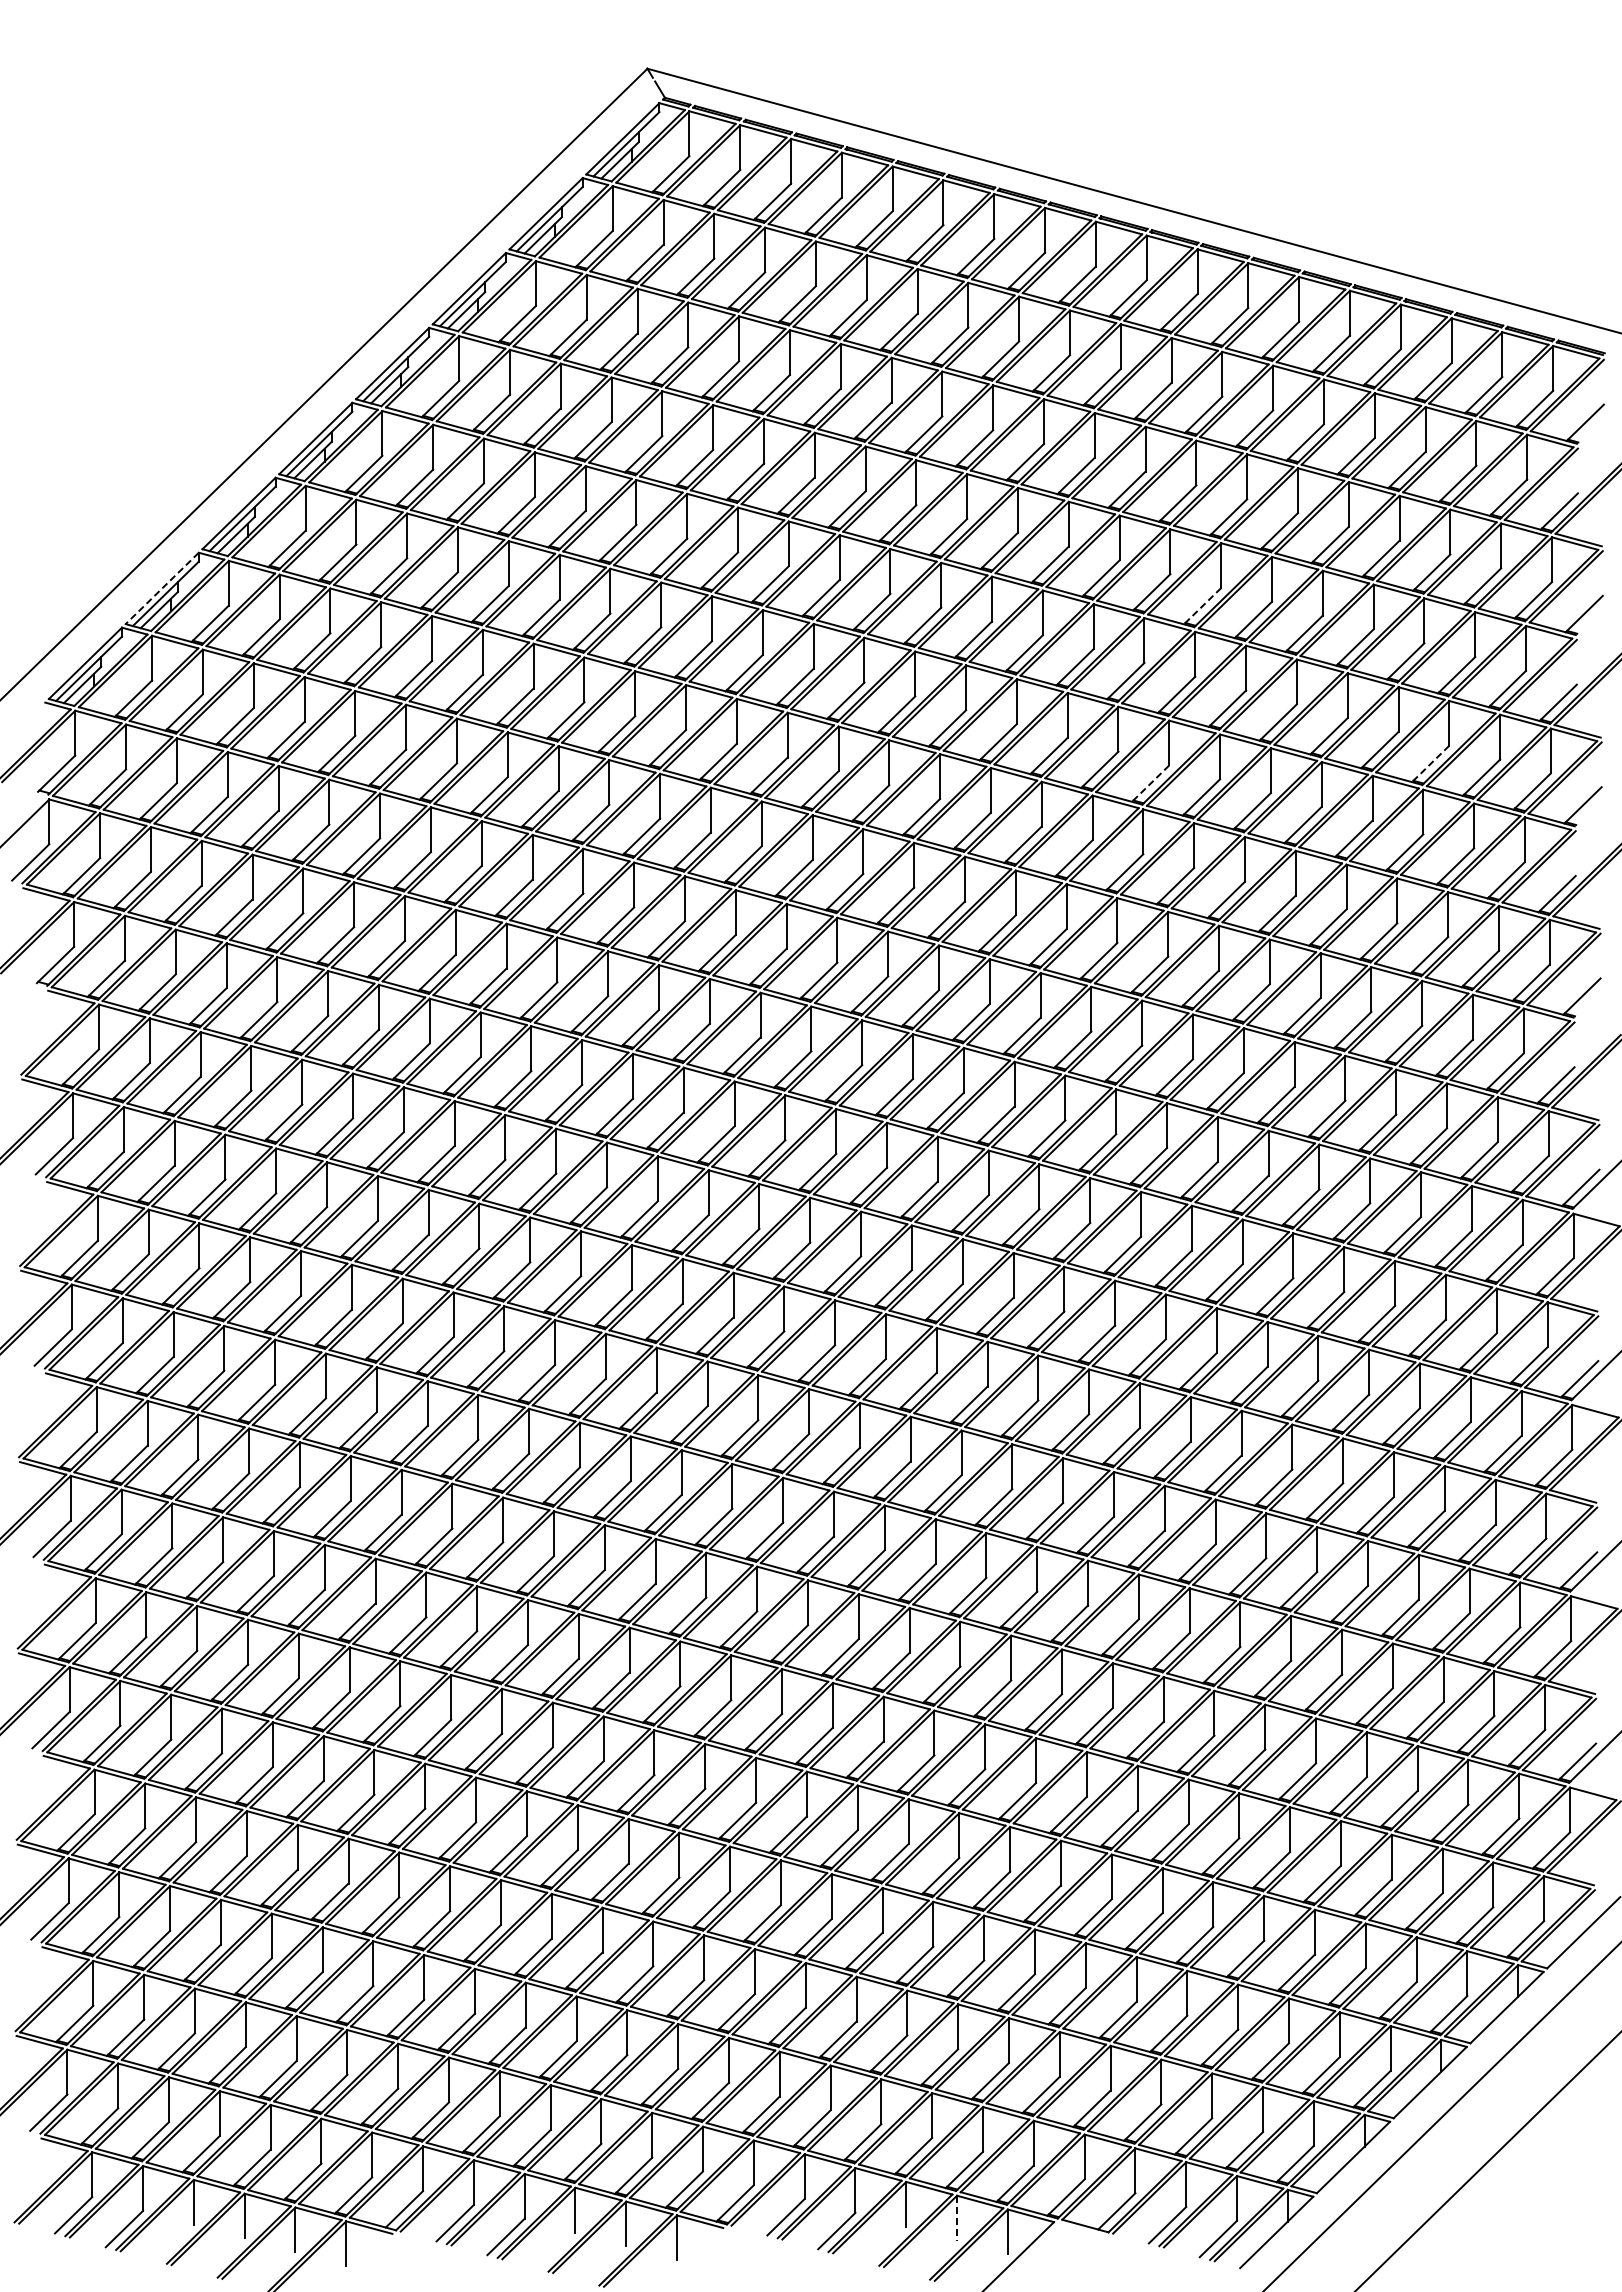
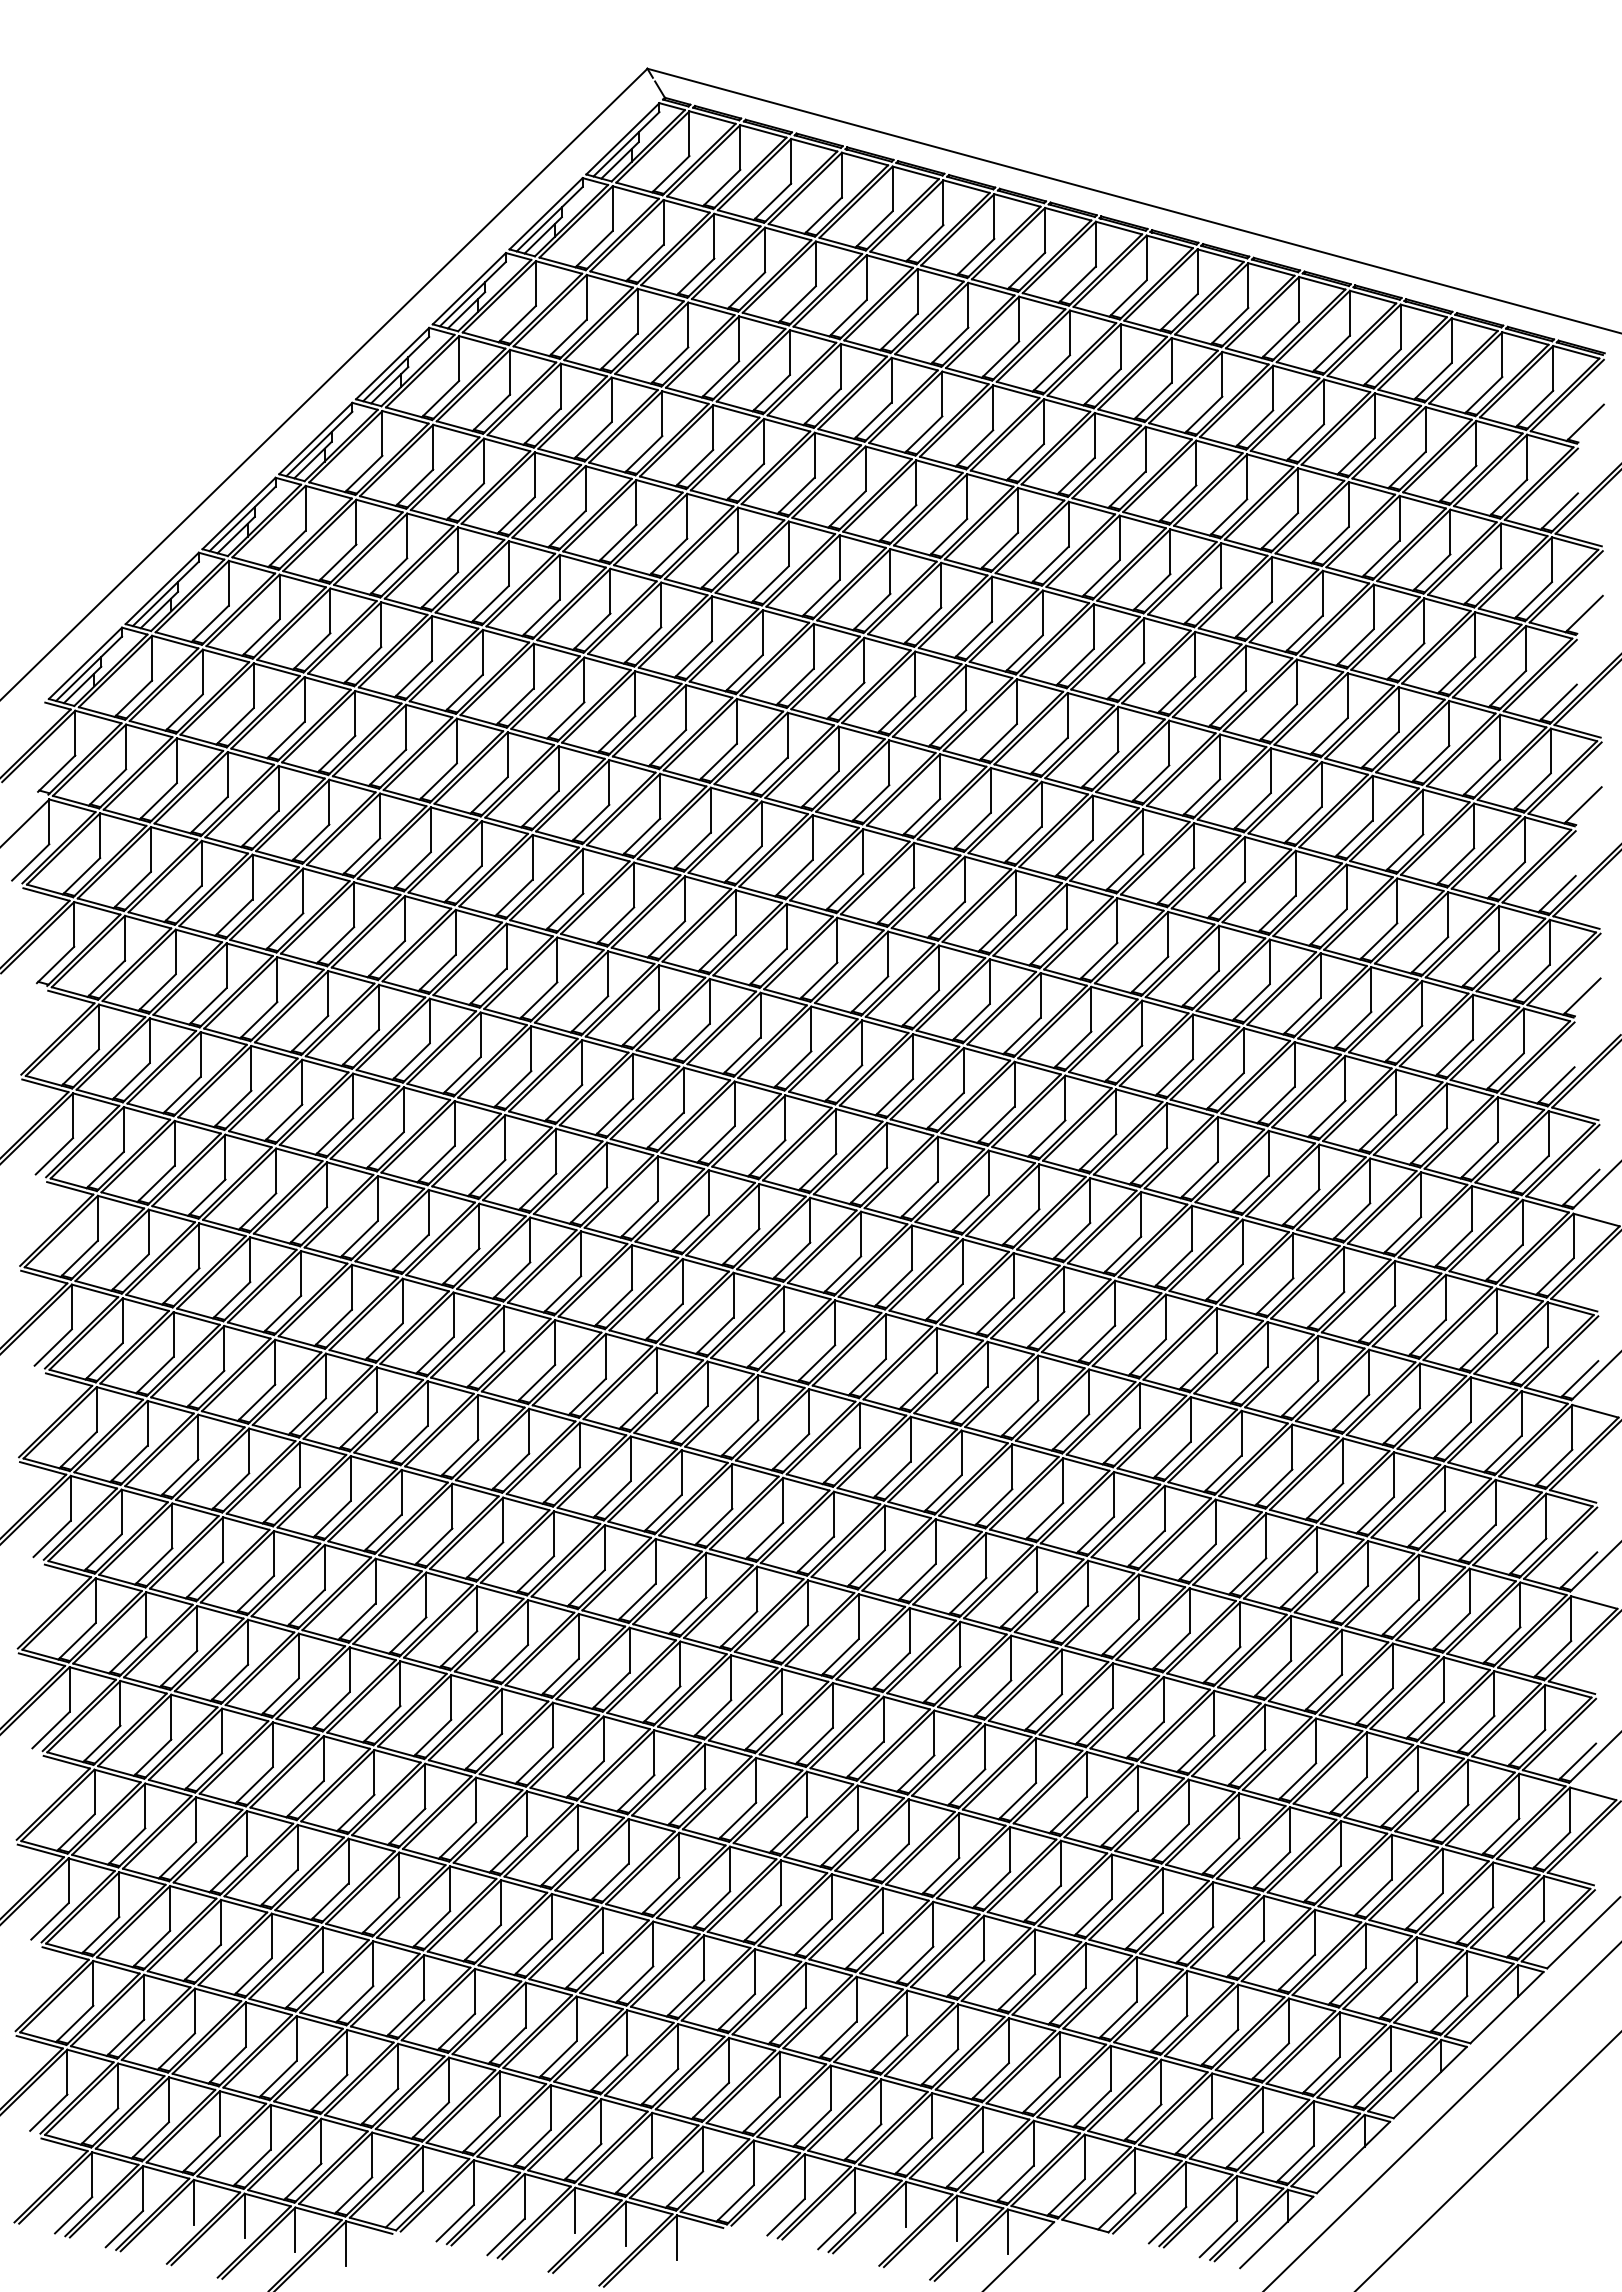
line: dashed -> solid (161, 588)
line: dashed -> solid (1202, 606)
line: dashed -> solid (1430, 764)
line: dashed -> solid (1150, 783)
line: dashed -> solid (957, 2218)
